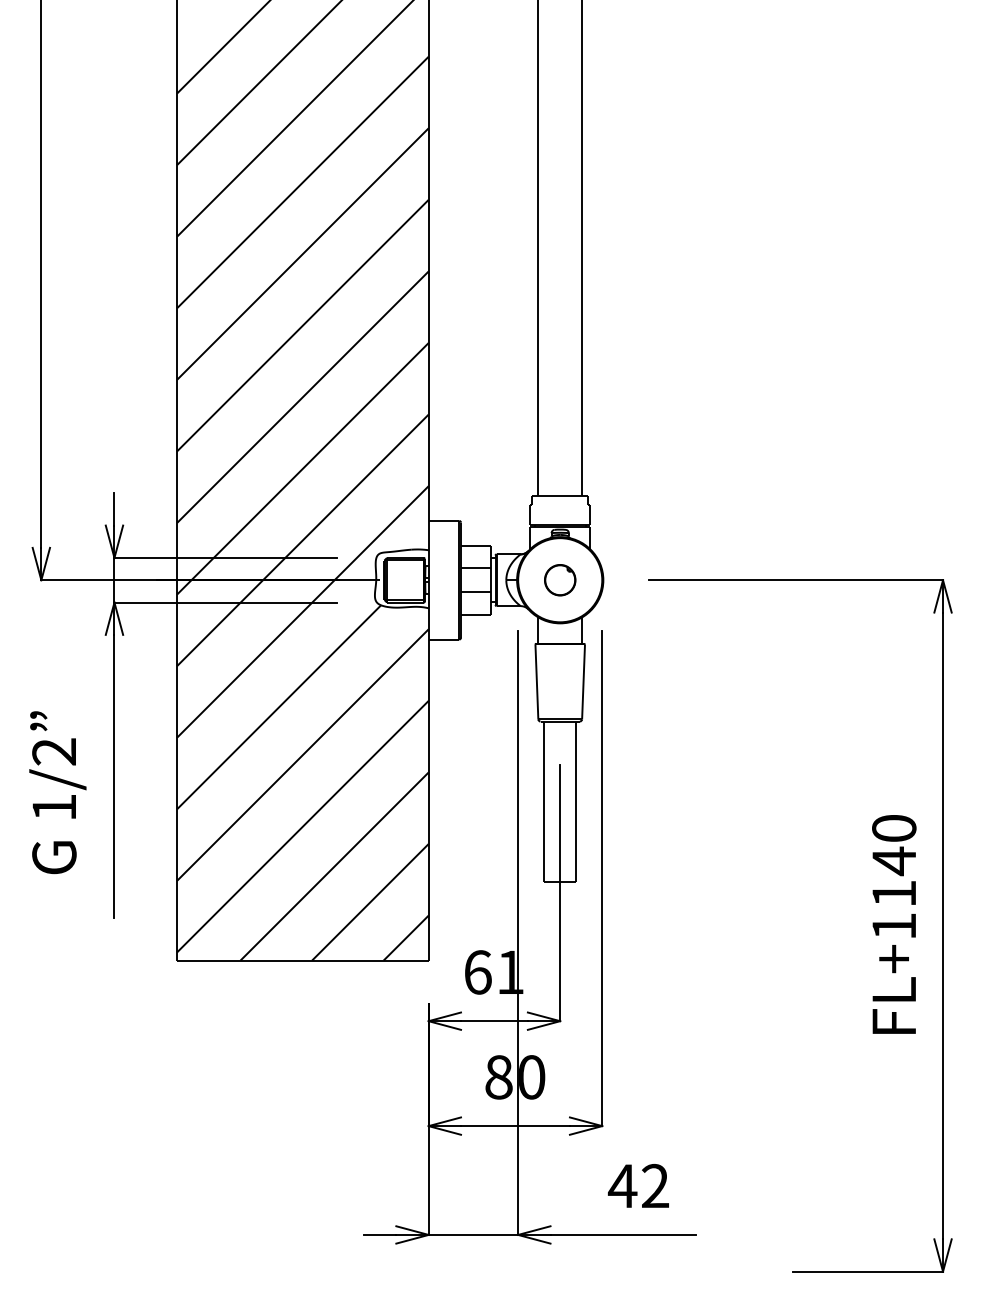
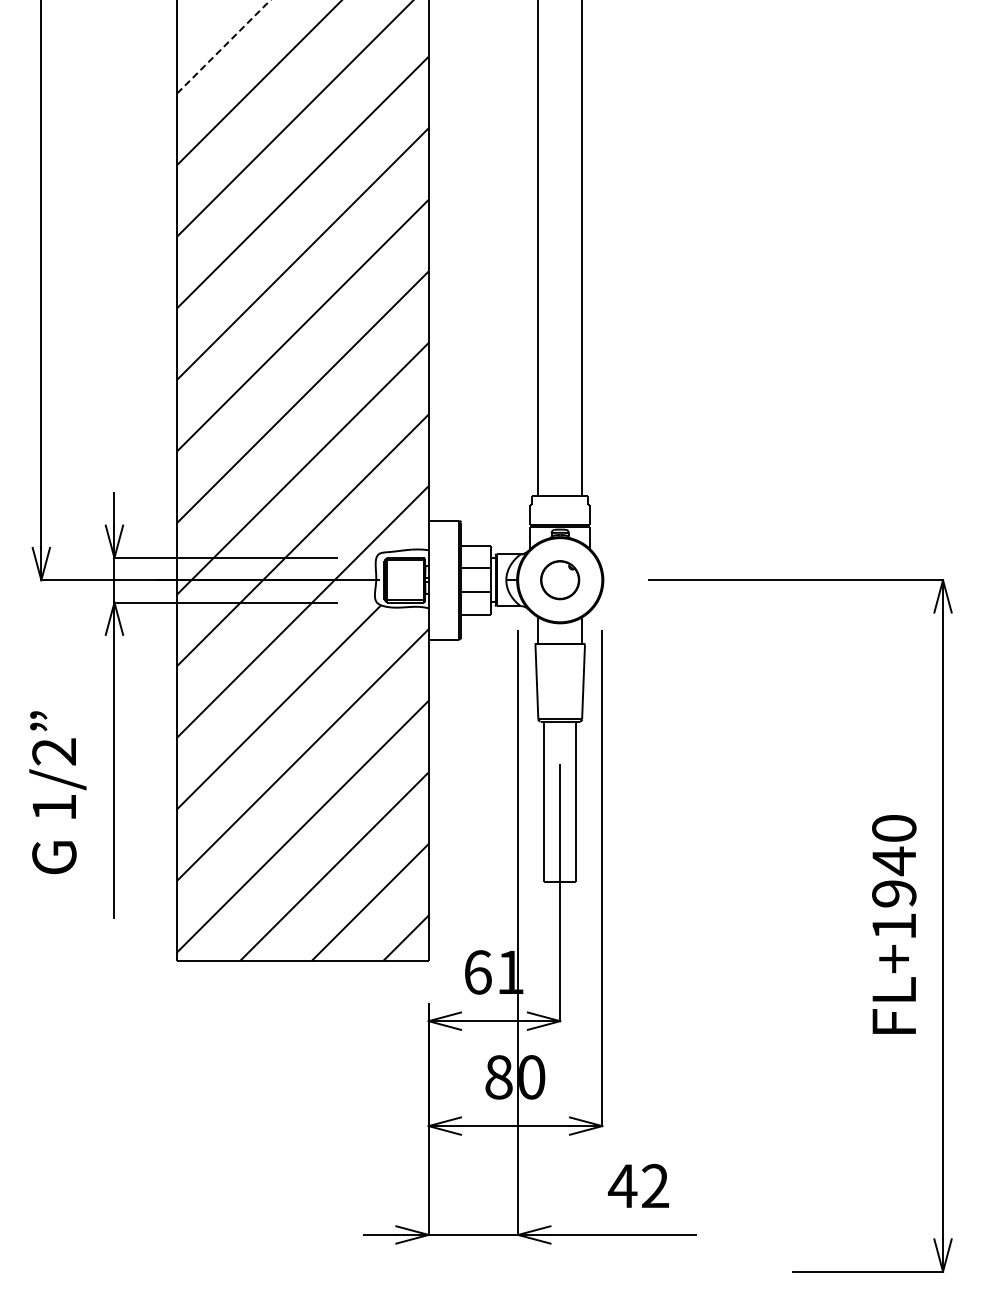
line: solid -> dashed (223, 46)
part size: 33x33 px -> 41x41 px (560, 580)
text: FL+1140 -> FL+1940 (894, 893)
